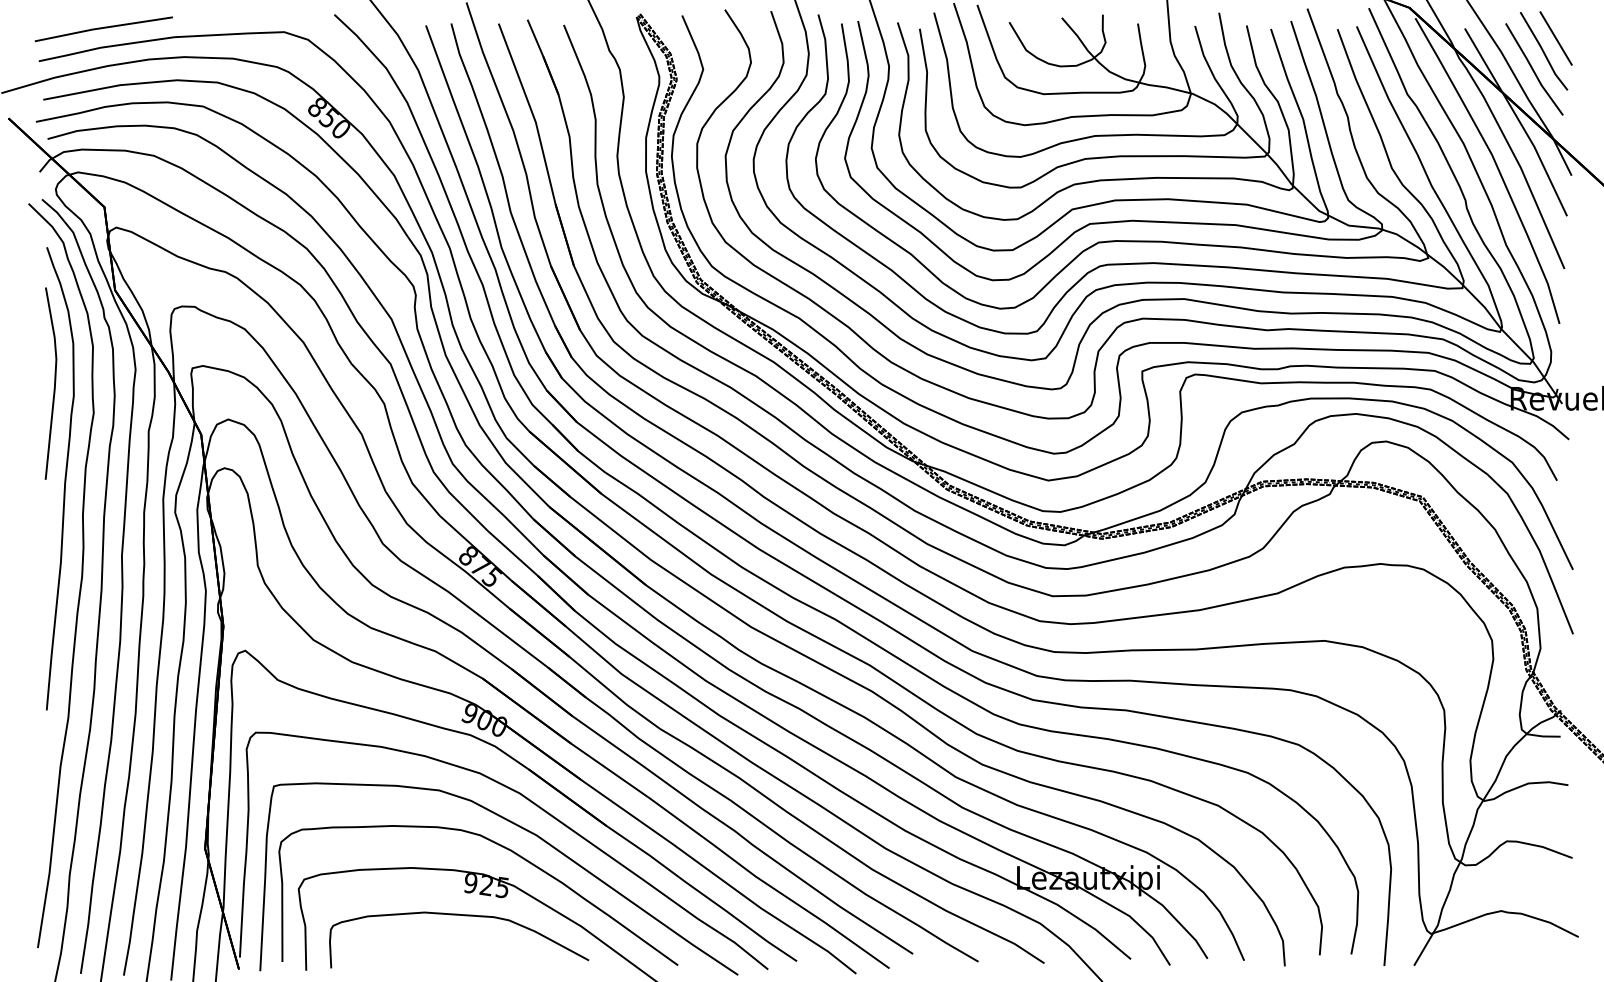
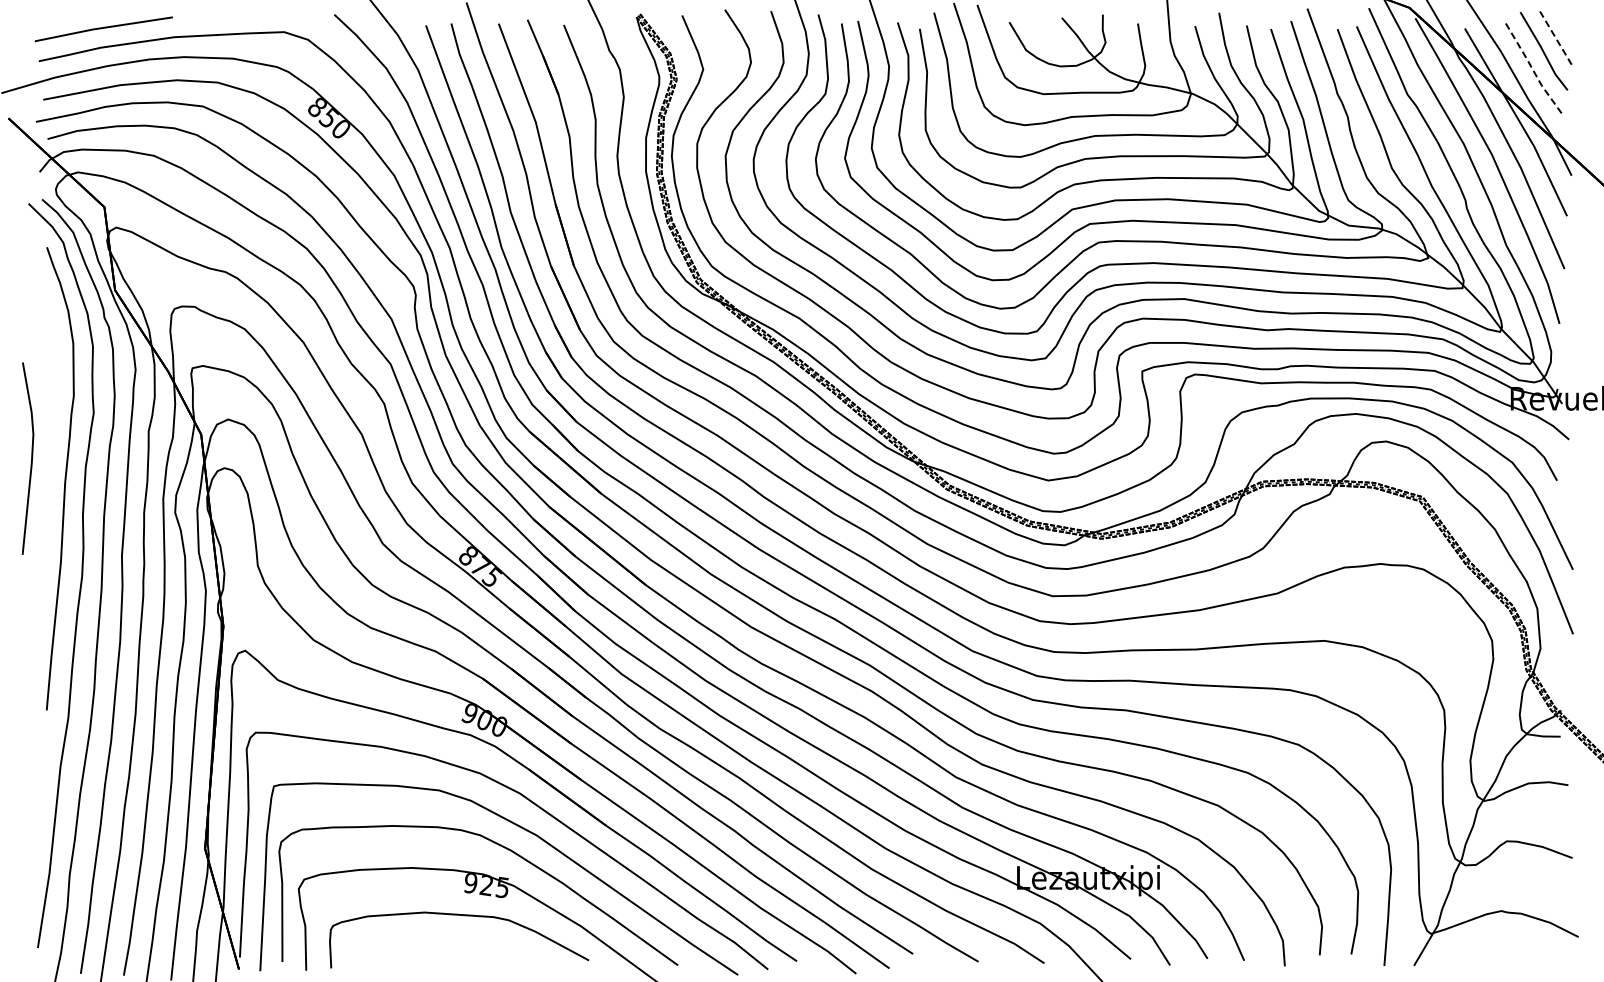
line: solid -> dashed (1556, 38)
line: solid -> dashed (1533, 69)
line position: (54, 383) -> (31, 458) (31, 458)
